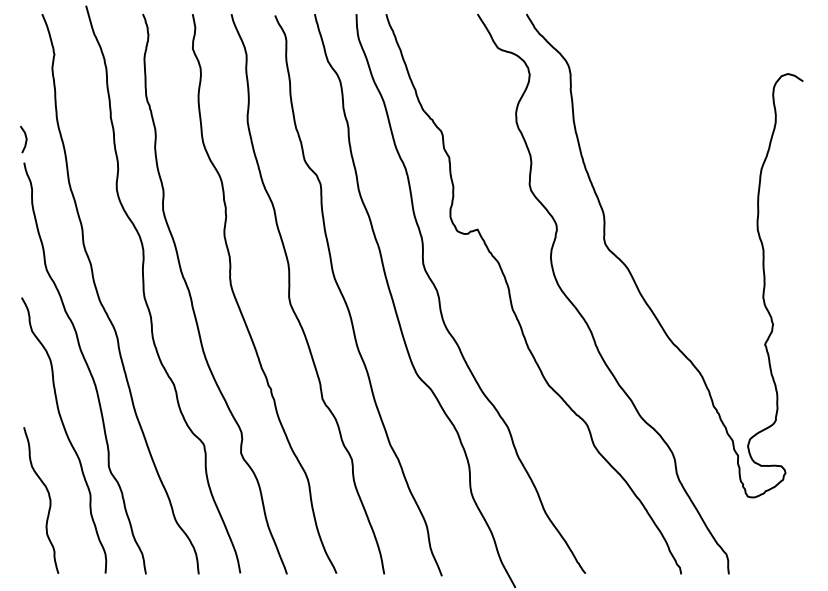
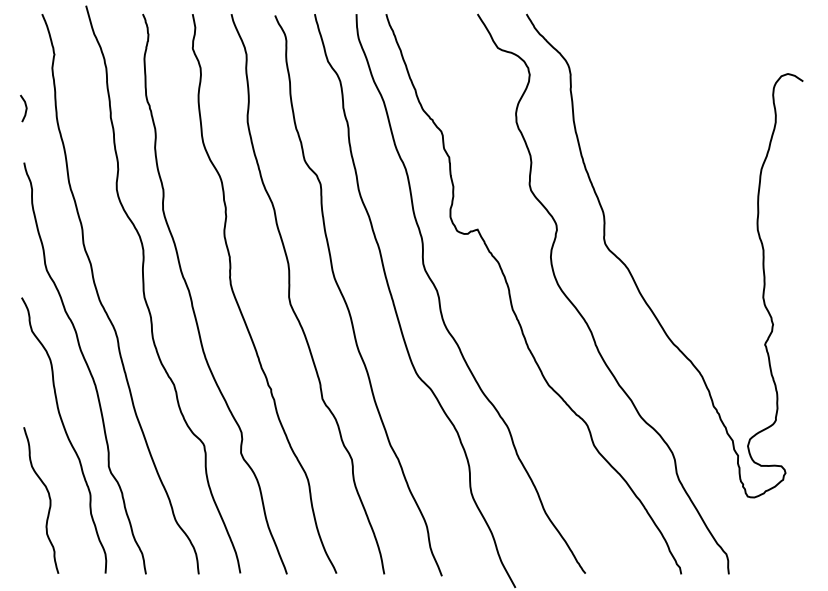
curve position: (25, 139) -> (25, 108) (25, 108)
